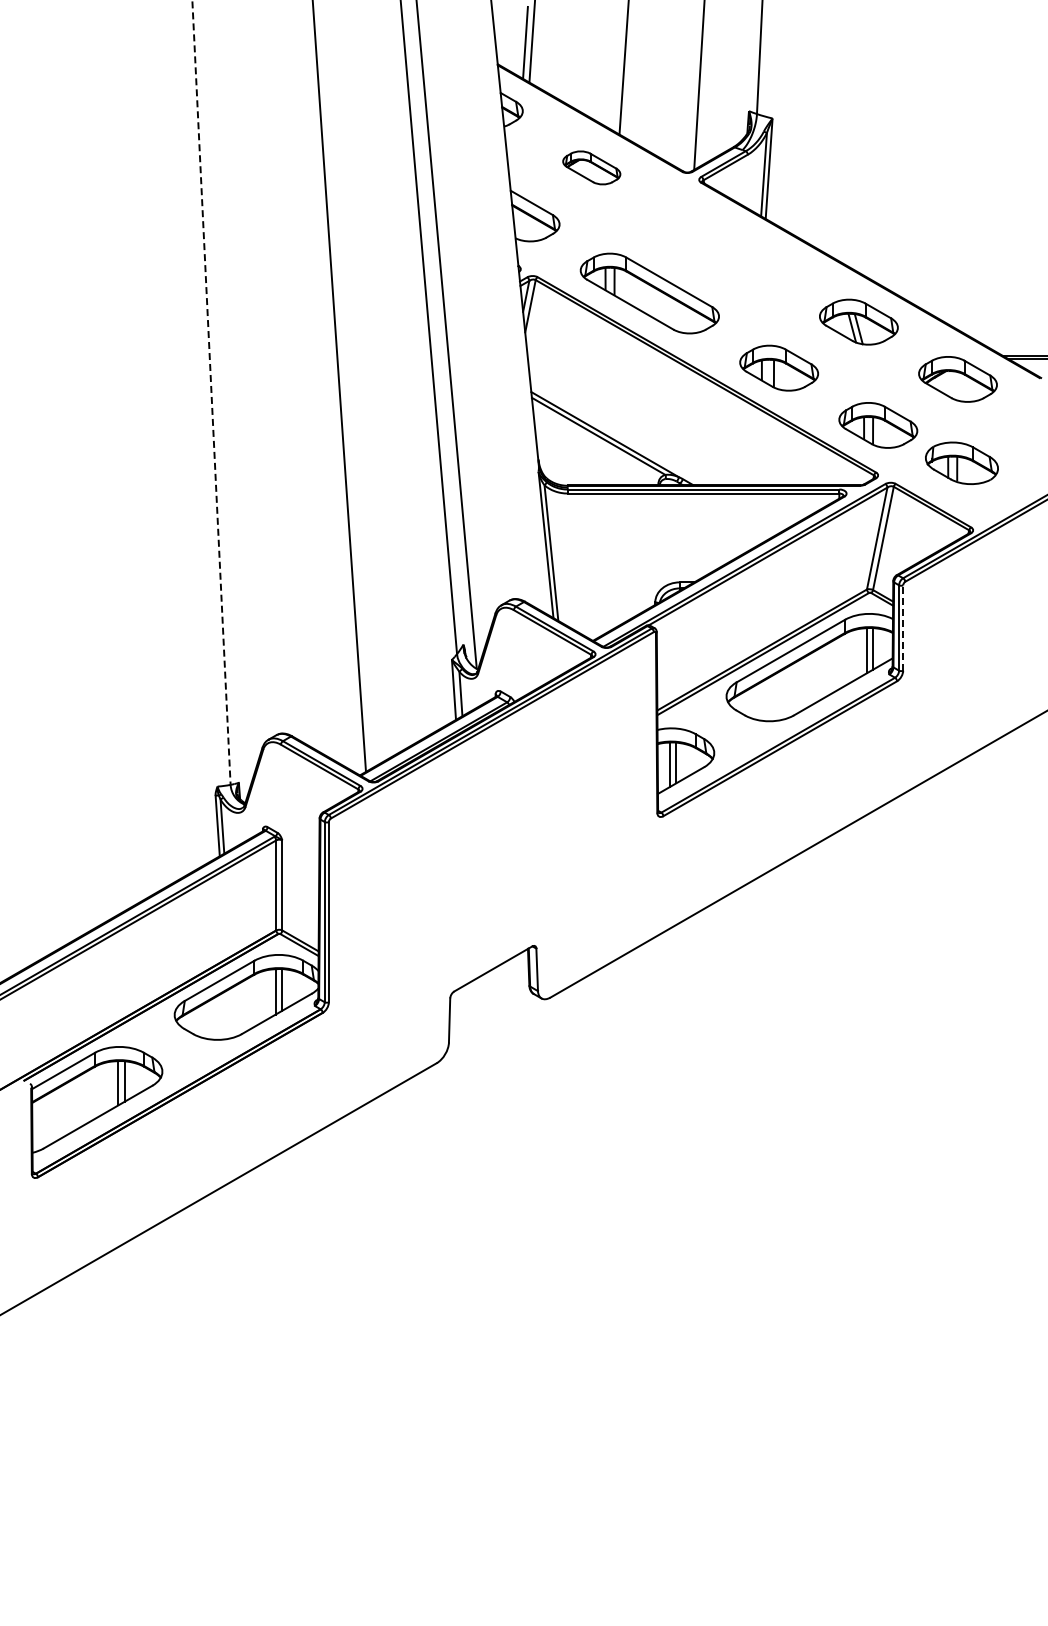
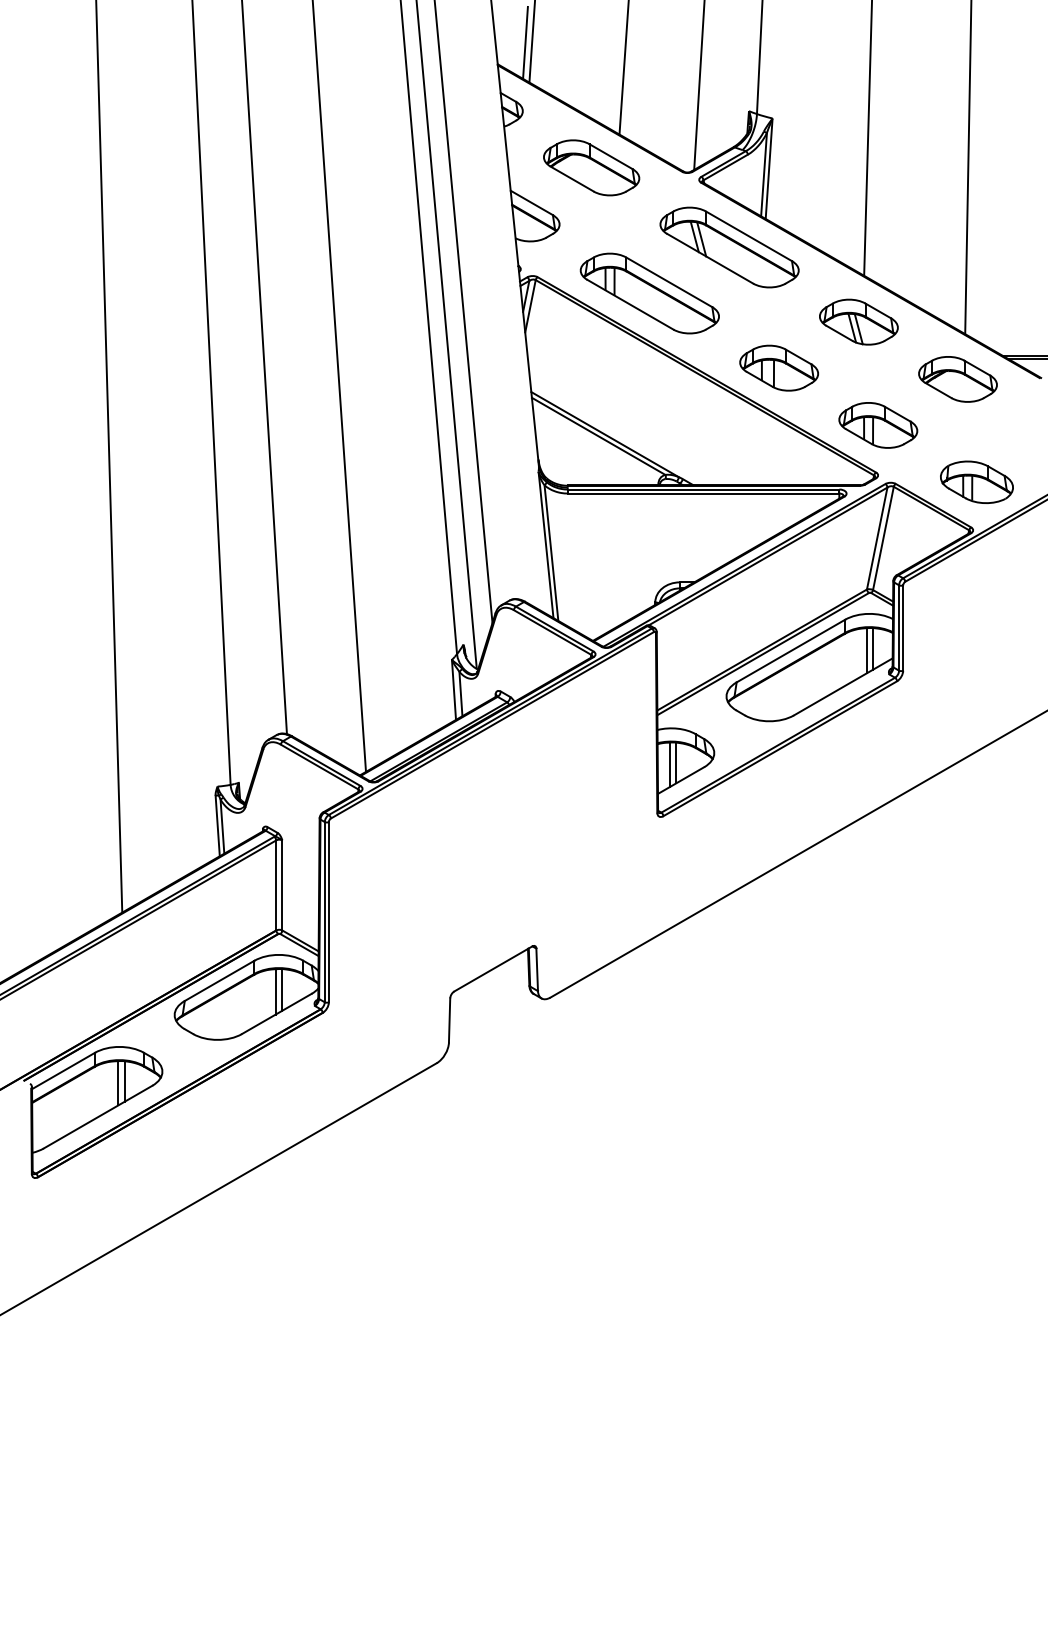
line: none -> present (867, 138)
part size: 60x36 px -> 98x58 px (591, 167)
line: none -> present (968, 168)
part: none -> present (729, 247)
line: none -> present (463, 312)
line: none -> present (264, 368)
line: dashed -> solid (211, 392)
line: none -> present (109, 457)
part position: (961, 462) -> (976, 481) (976, 481)
line: dashed -> solid (903, 628)
